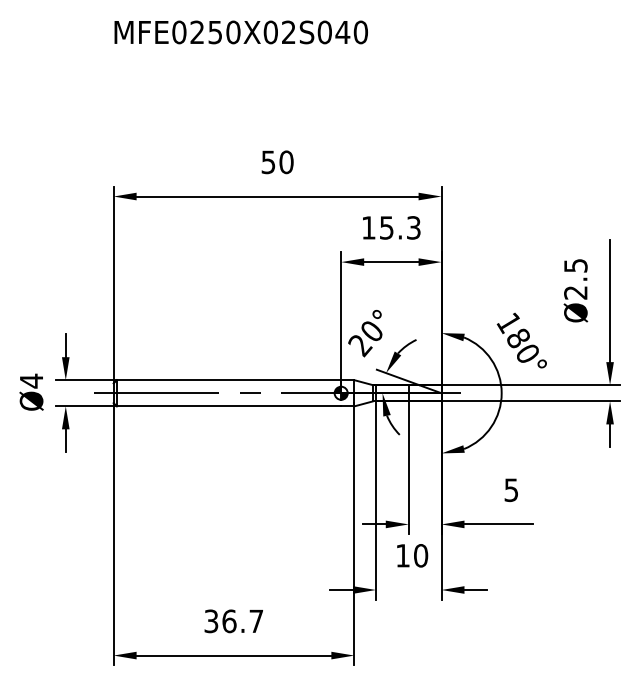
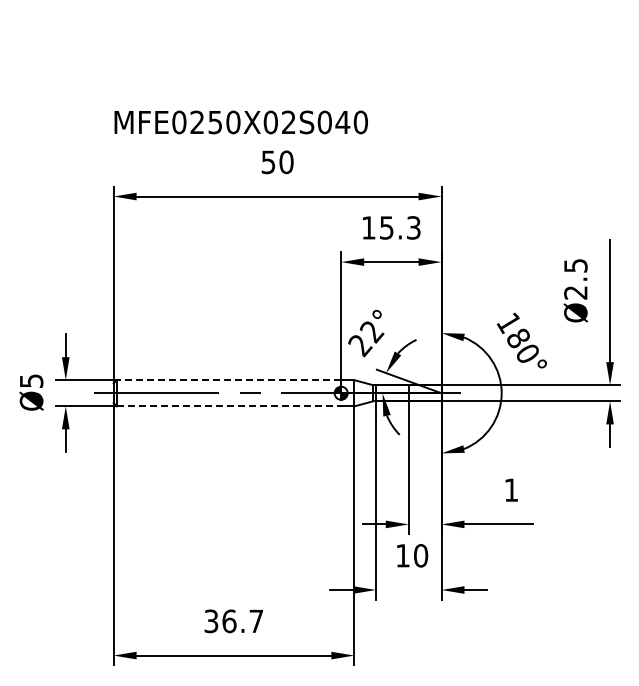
text position: (240, 32) -> (240, 122) (240, 122)
text: 20° -> 22° (371, 332)
text: Ø4 -> Ø5 (31, 380)
line: solid -> dashed (228, 380)
line: solid -> dashed (229, 406)
text: 5 -> 1 (510, 490)
